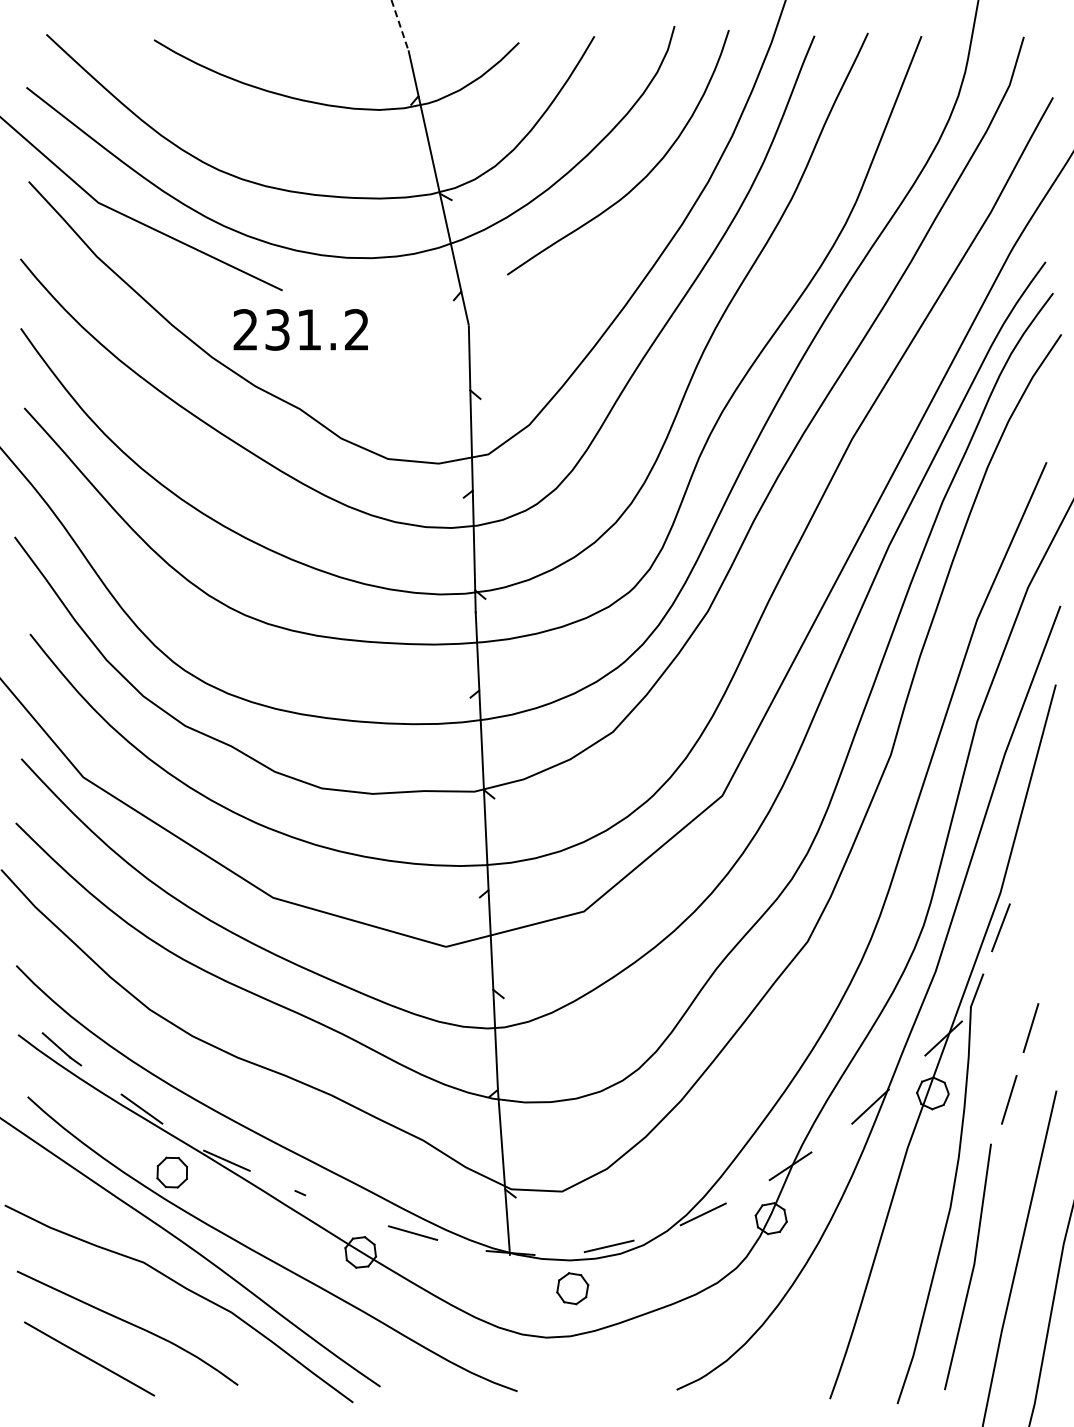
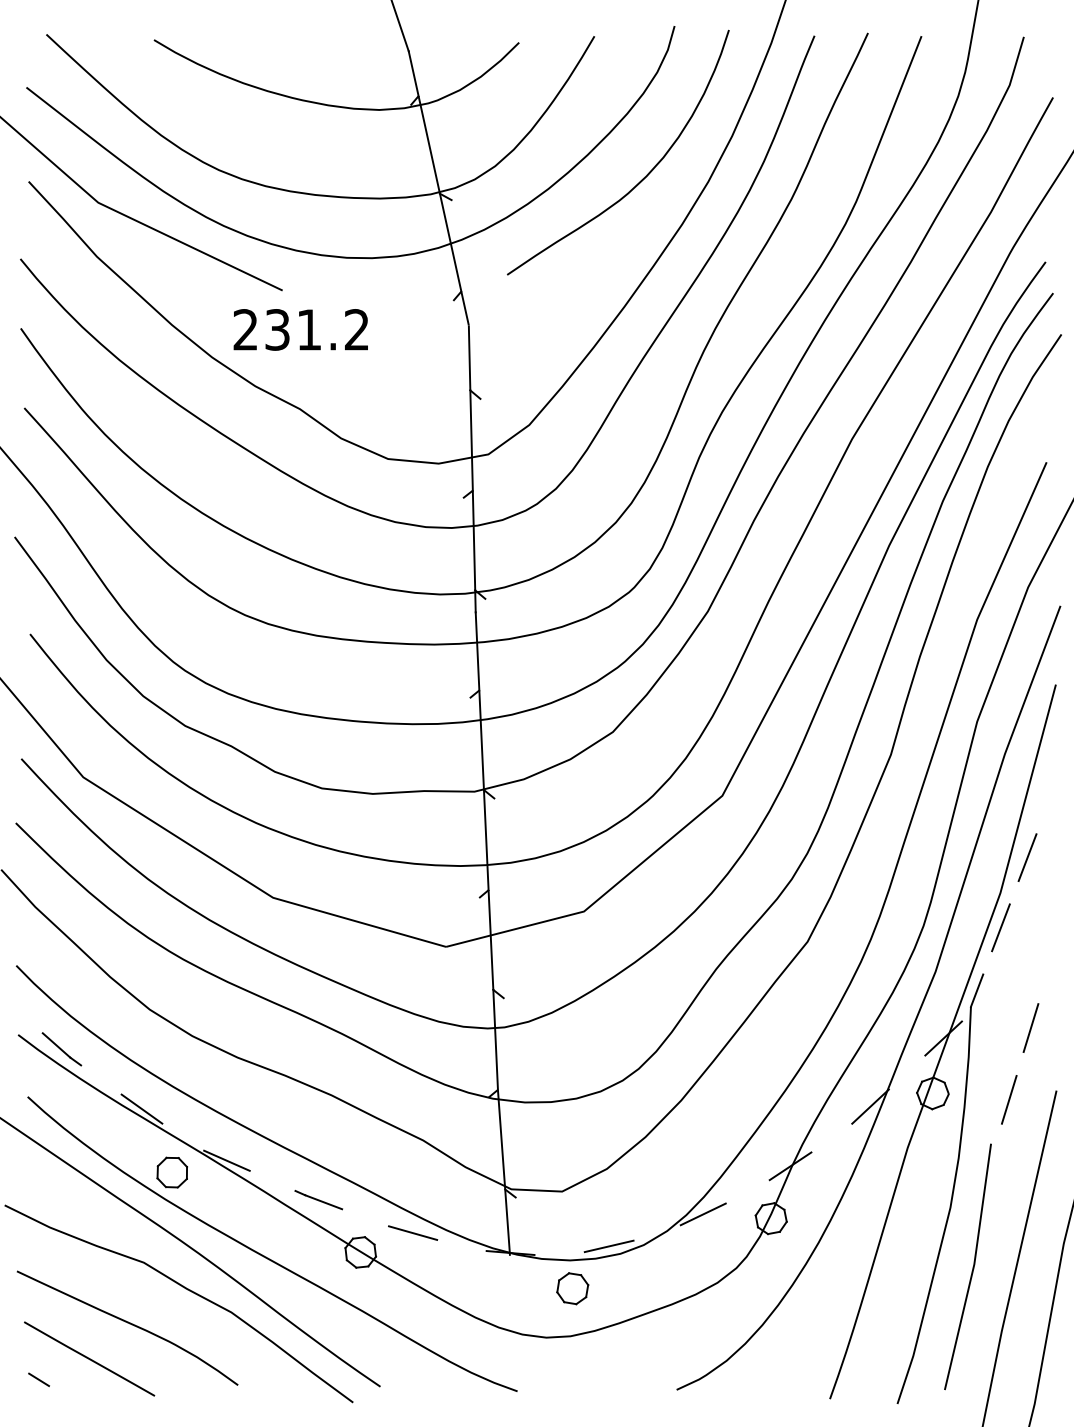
line: dashed -> solid (400, 26)
line: none -> present (1027, 857)
line: none -> present (323, 1202)
line: none -> present (38, 1379)
